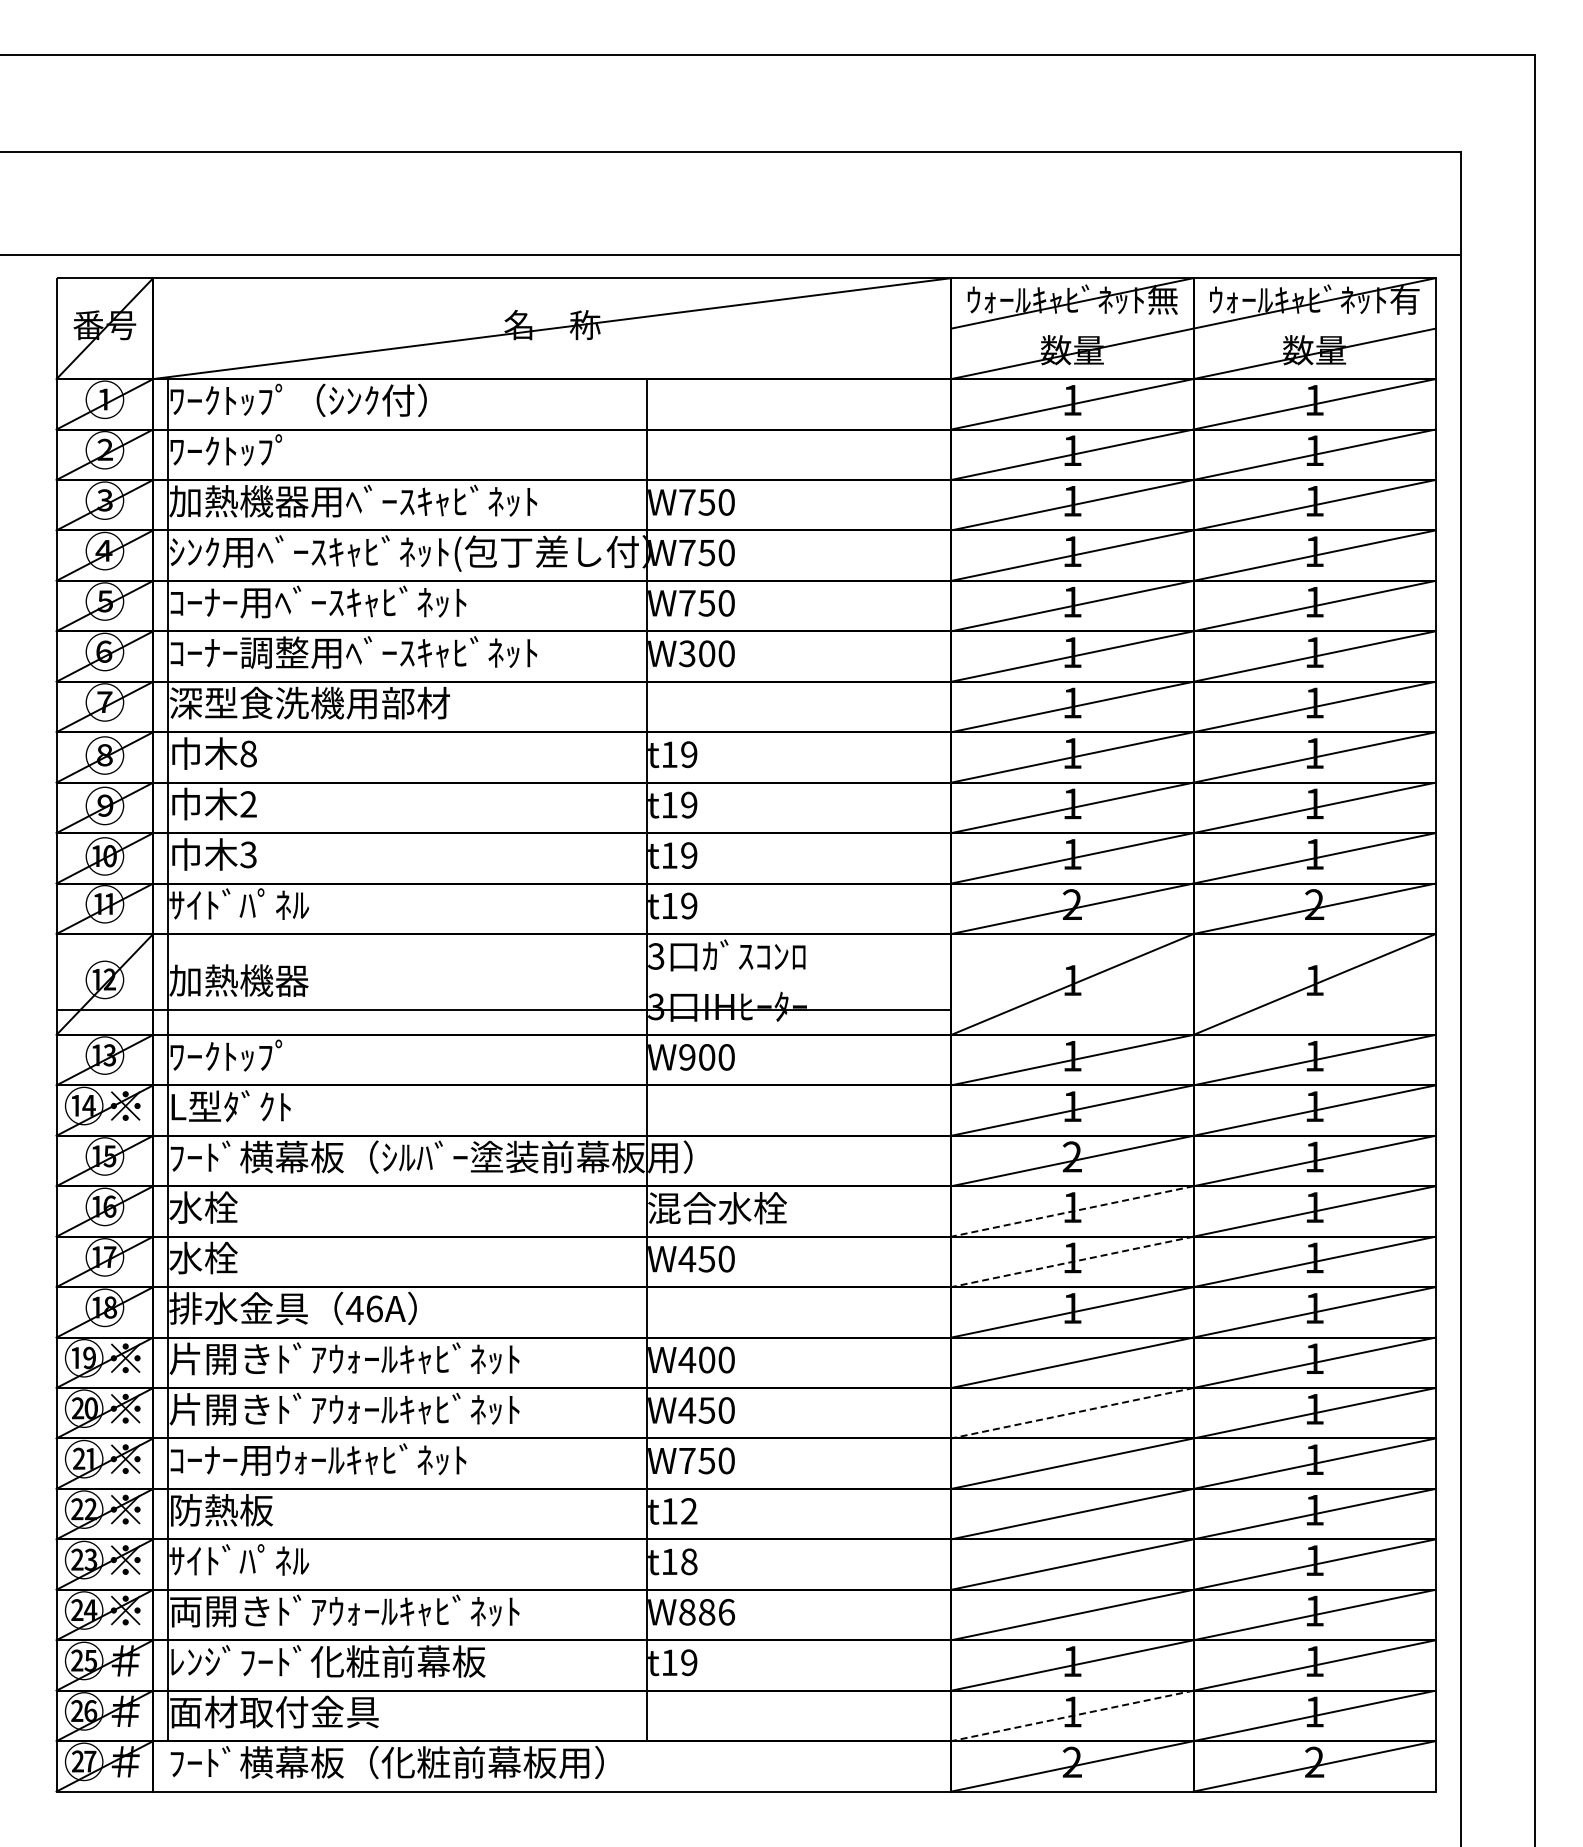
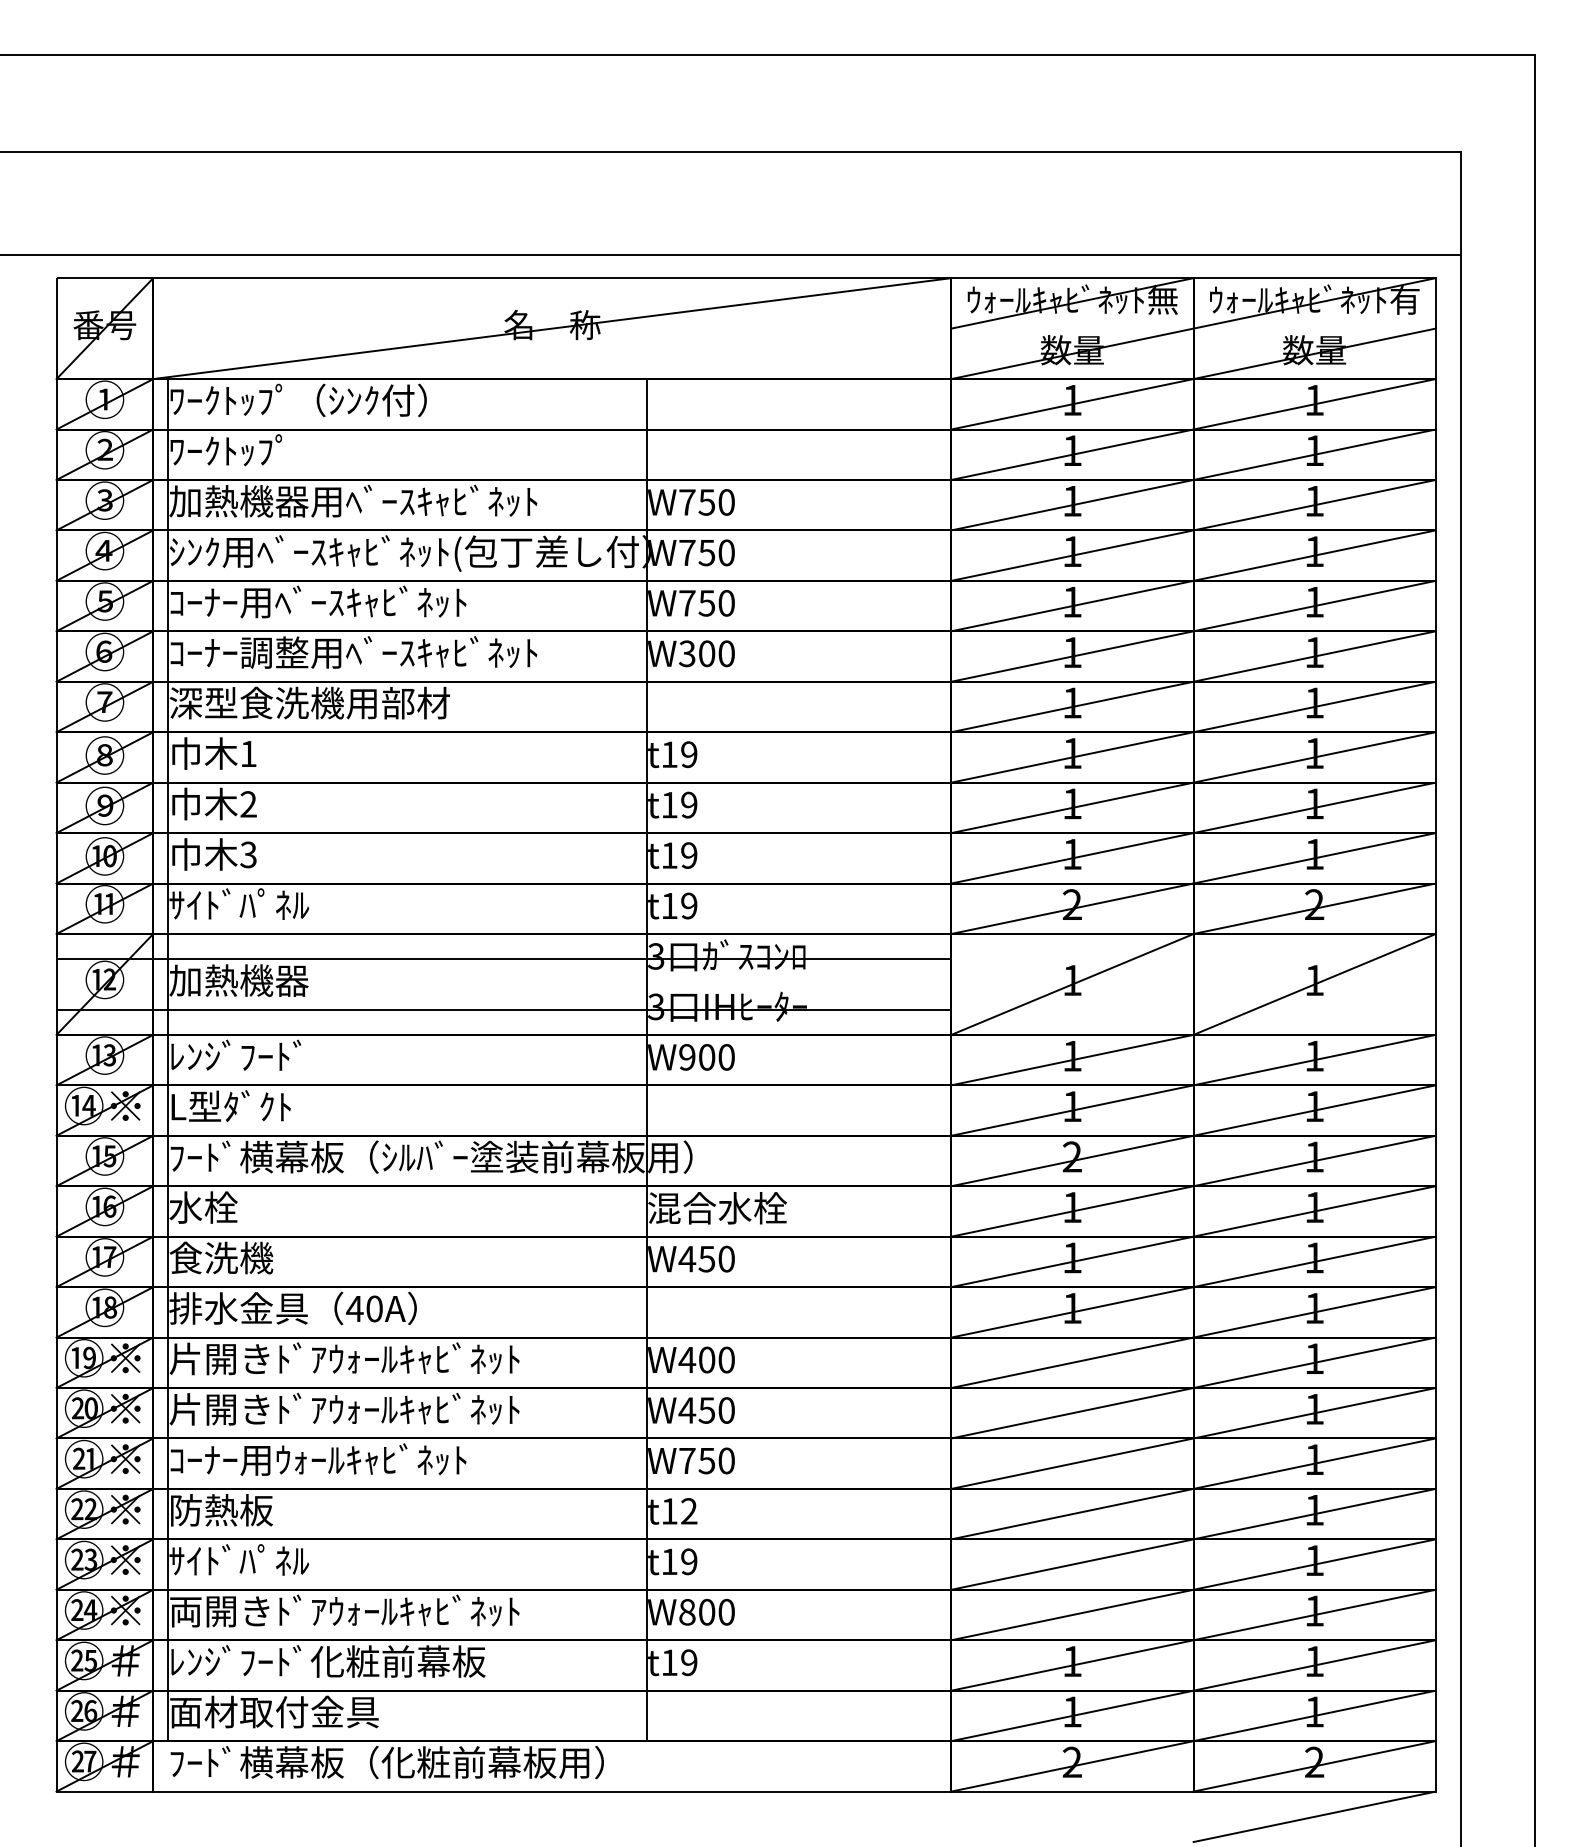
text: 8 -> 1 (248, 753)
line: none -> present (503, 959)
text: ﾜｰｸﾄｯﾌﾟ -> ﾚﾝｼﾞﾌｰﾄﾞ (235, 1055)
line: dashed -> solid (1072, 1211)
text: 水栓 -> 食洗機 (221, 1257)
line: dashed -> solid (1072, 1261)
text: 46A -> 40A (374, 1308)
line: dashed -> solid (1072, 1413)
text: t18 -> t19 (689, 1561)
text: W886 -> W800 (717, 1611)
line: dashed -> solid (1072, 1715)
line: none -> present (1314, 1816)
